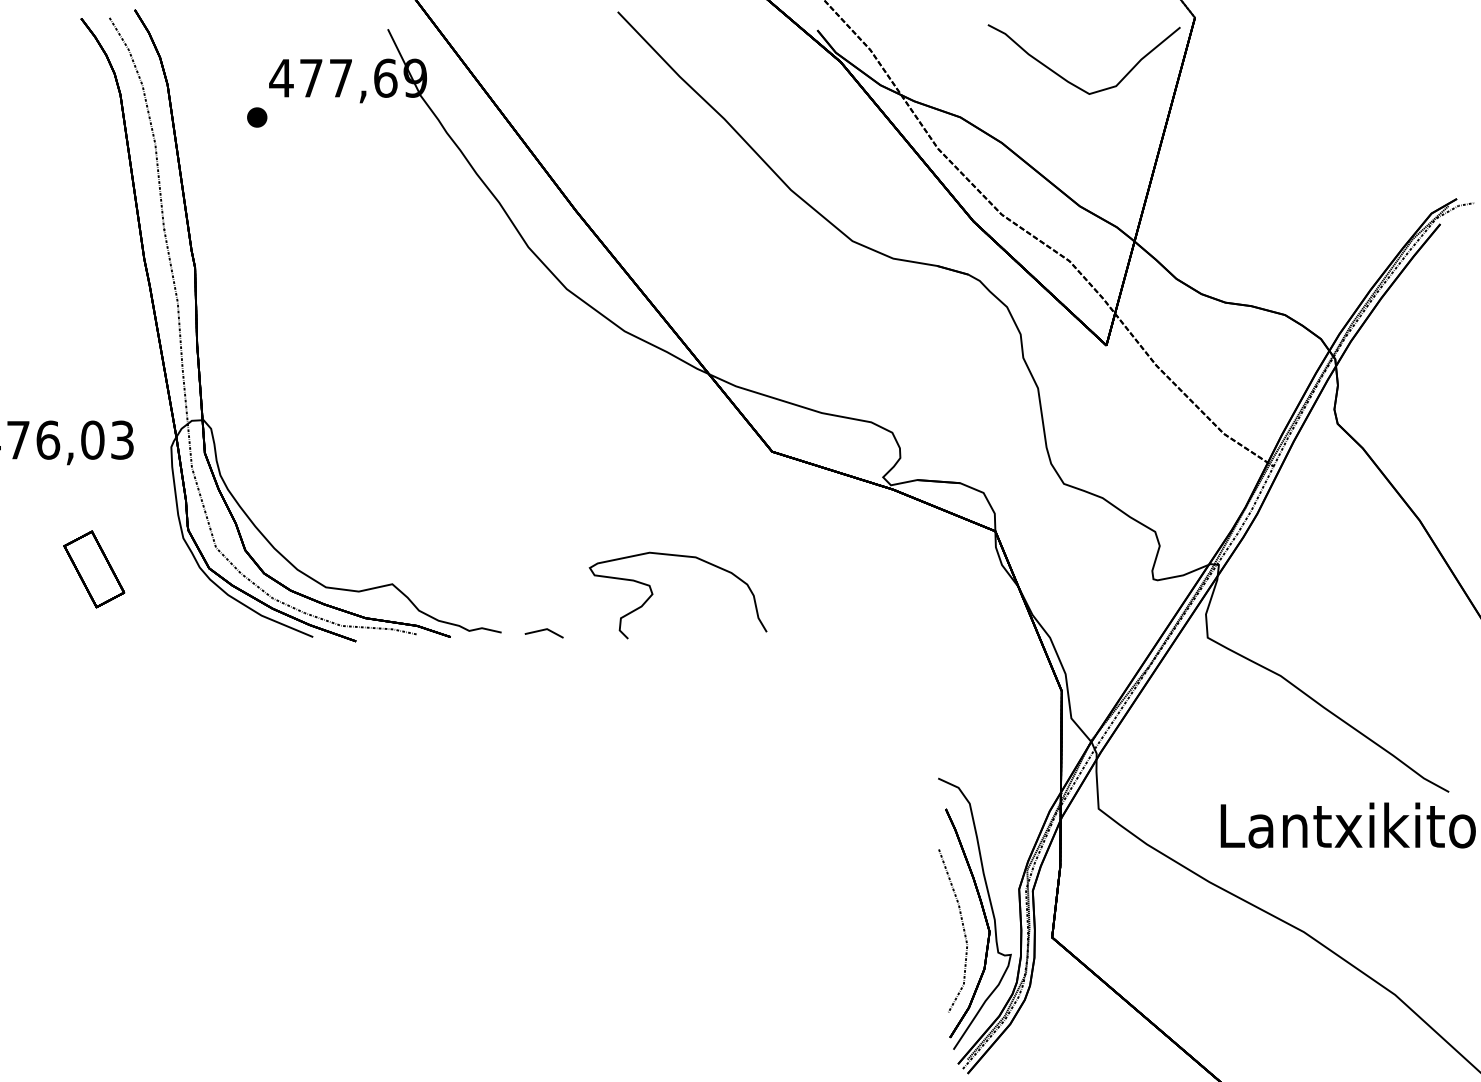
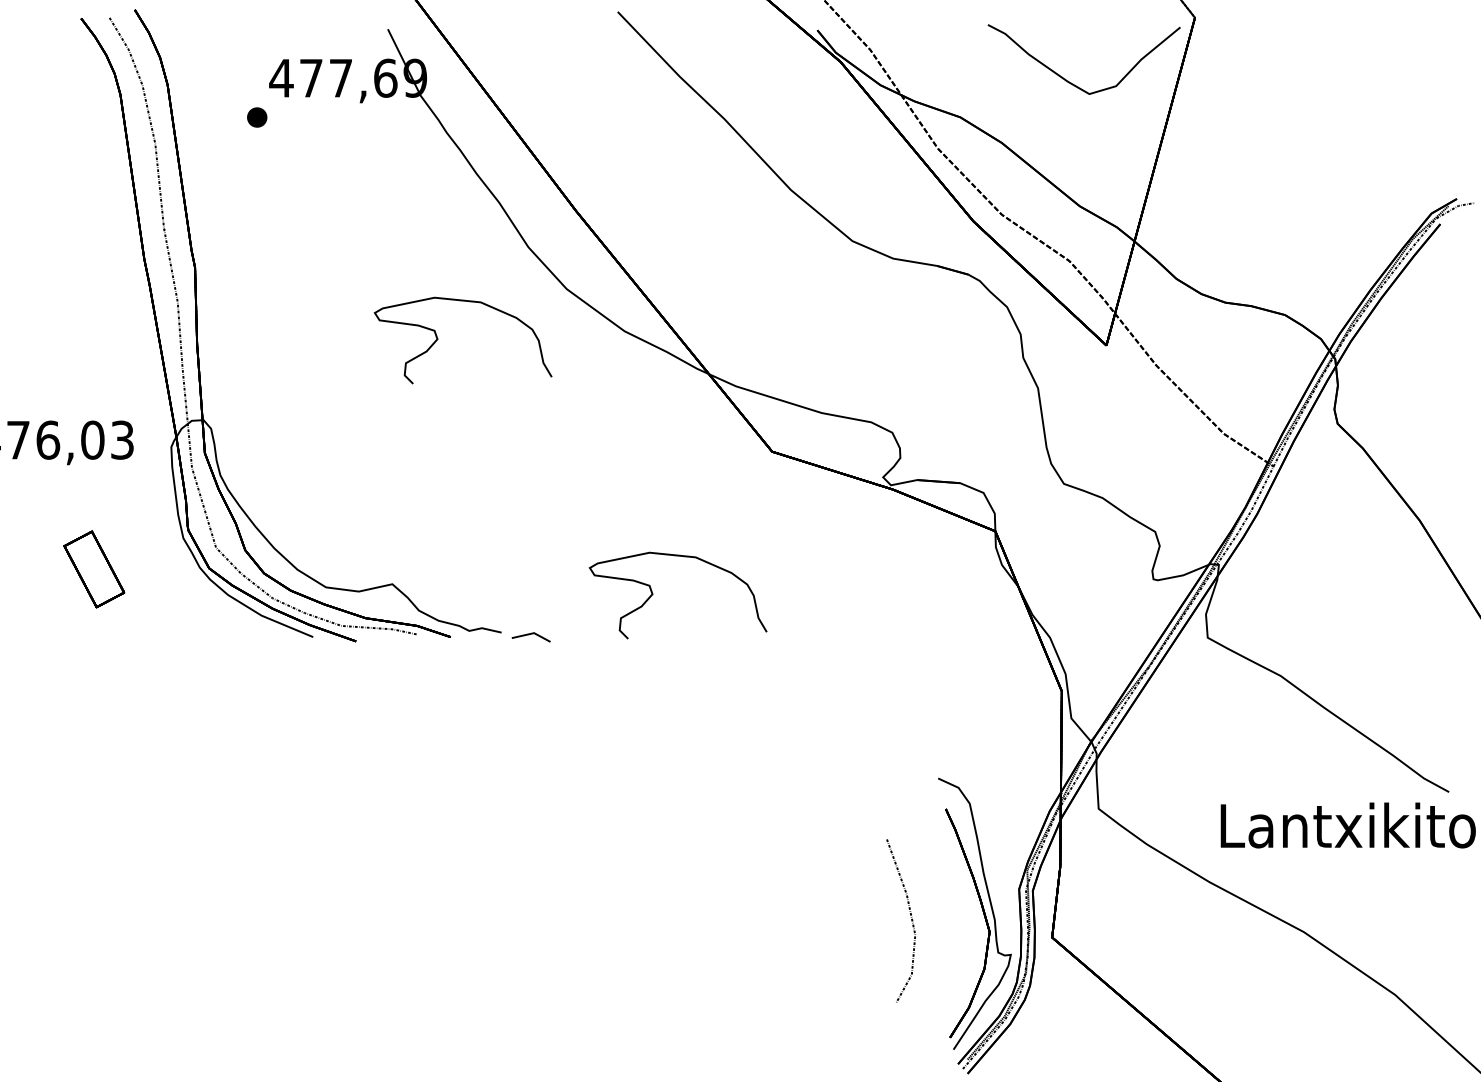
curve: none -> present (438, 339)
line position: (542, 631) -> (529, 635) (529, 635)
line position: (962, 927) -> (910, 917) (910, 917)
